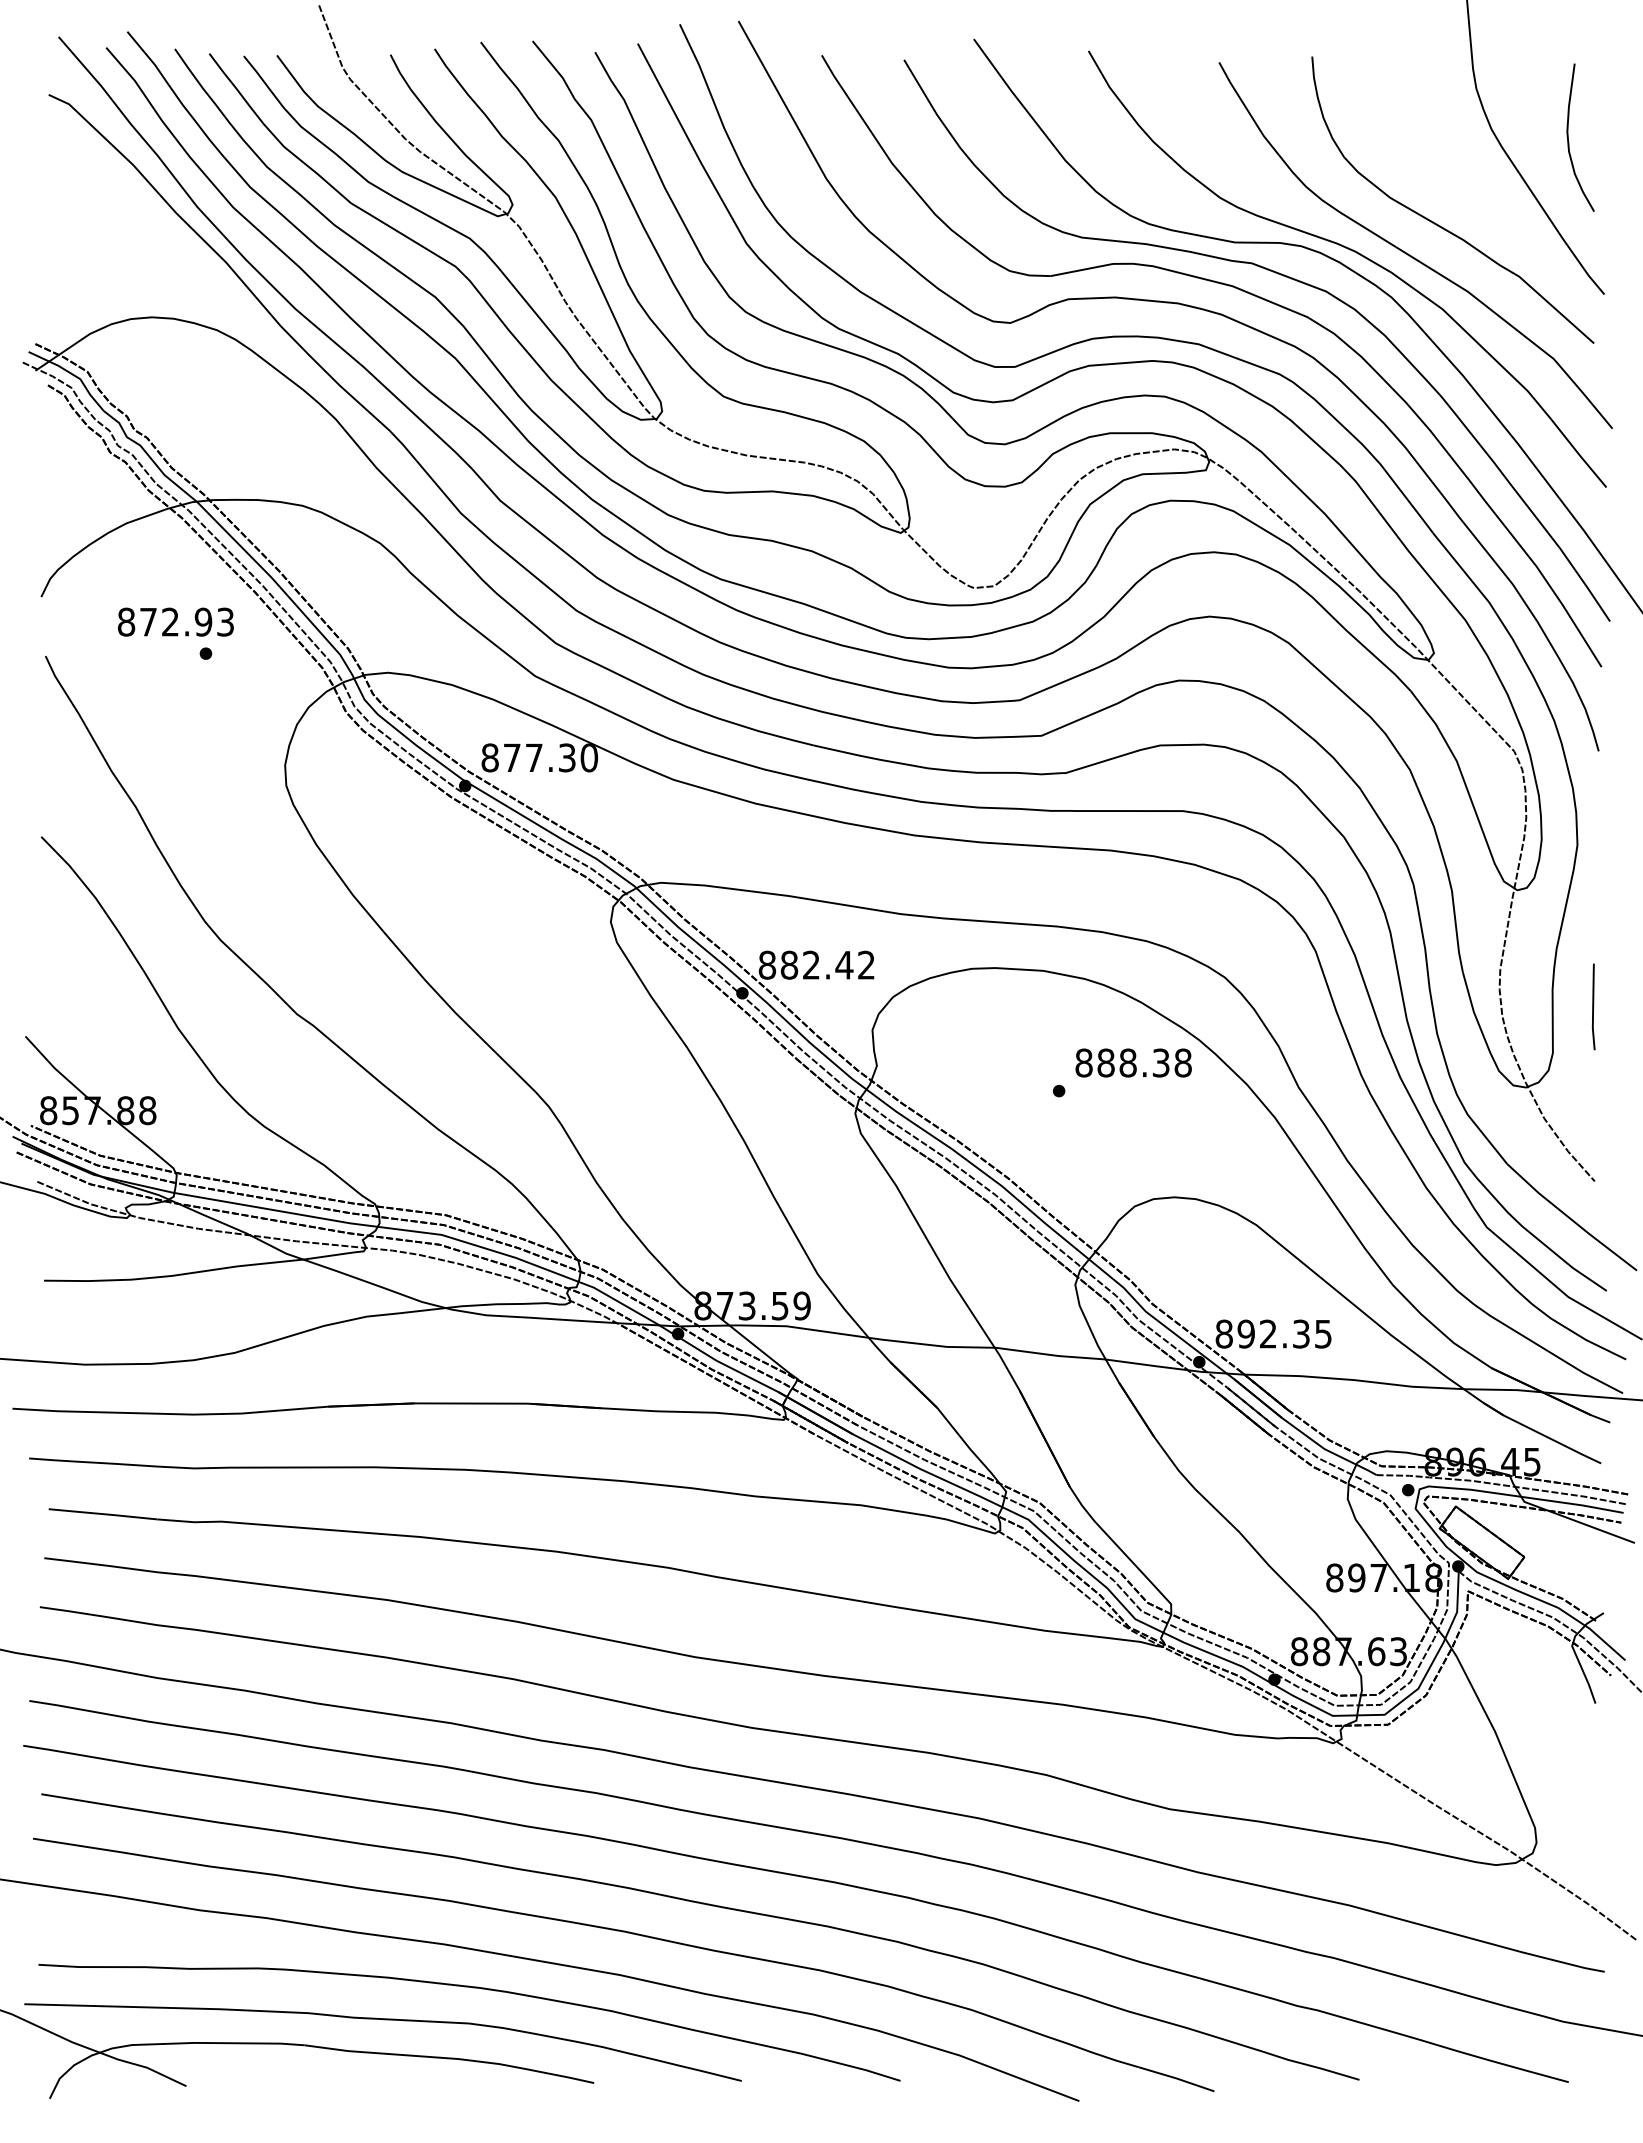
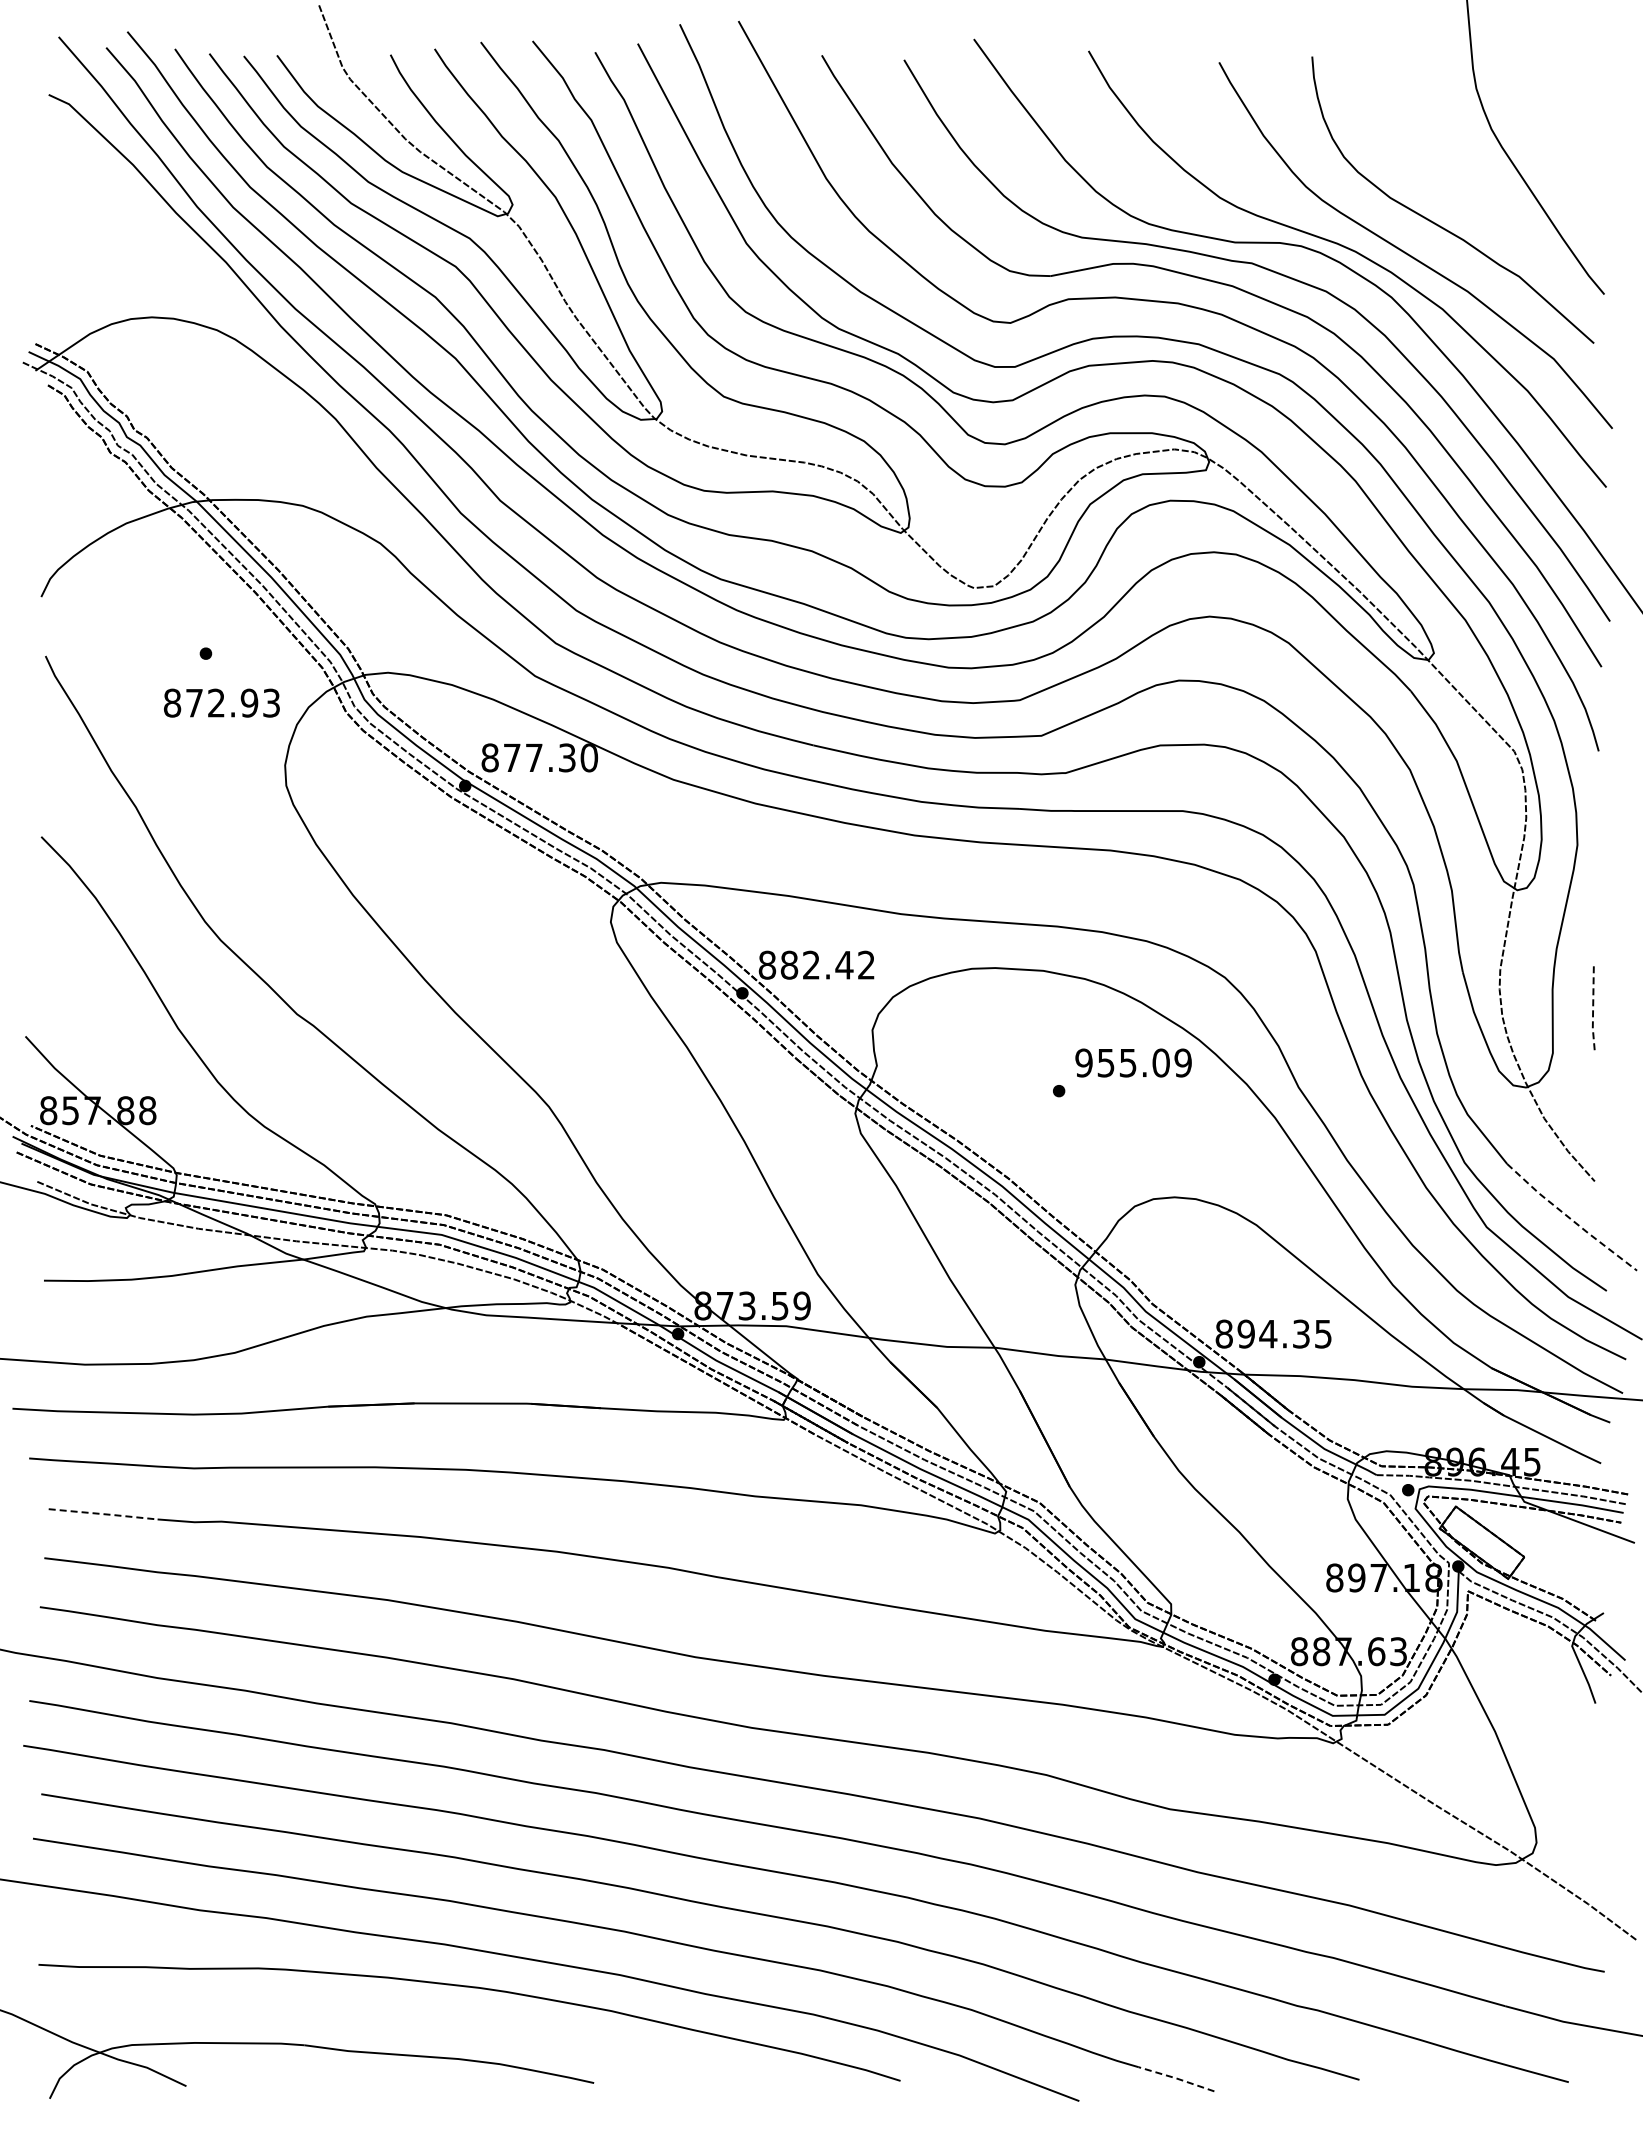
curve: present -> none (1569, 141)
text position: (175, 621) -> (221, 702) (221, 702)
line: solid -> dashed (1593, 1007)
text: 888.38 -> 955.09 (1133, 1062)
line: solid -> dashed (1570, 1219)
text: 892.35 -> 894.35 (1268, 1333)
line: solid -> dashed (103, 1514)
curve: present -> none (383, 2020)
line: solid -> dashed (1176, 2078)
